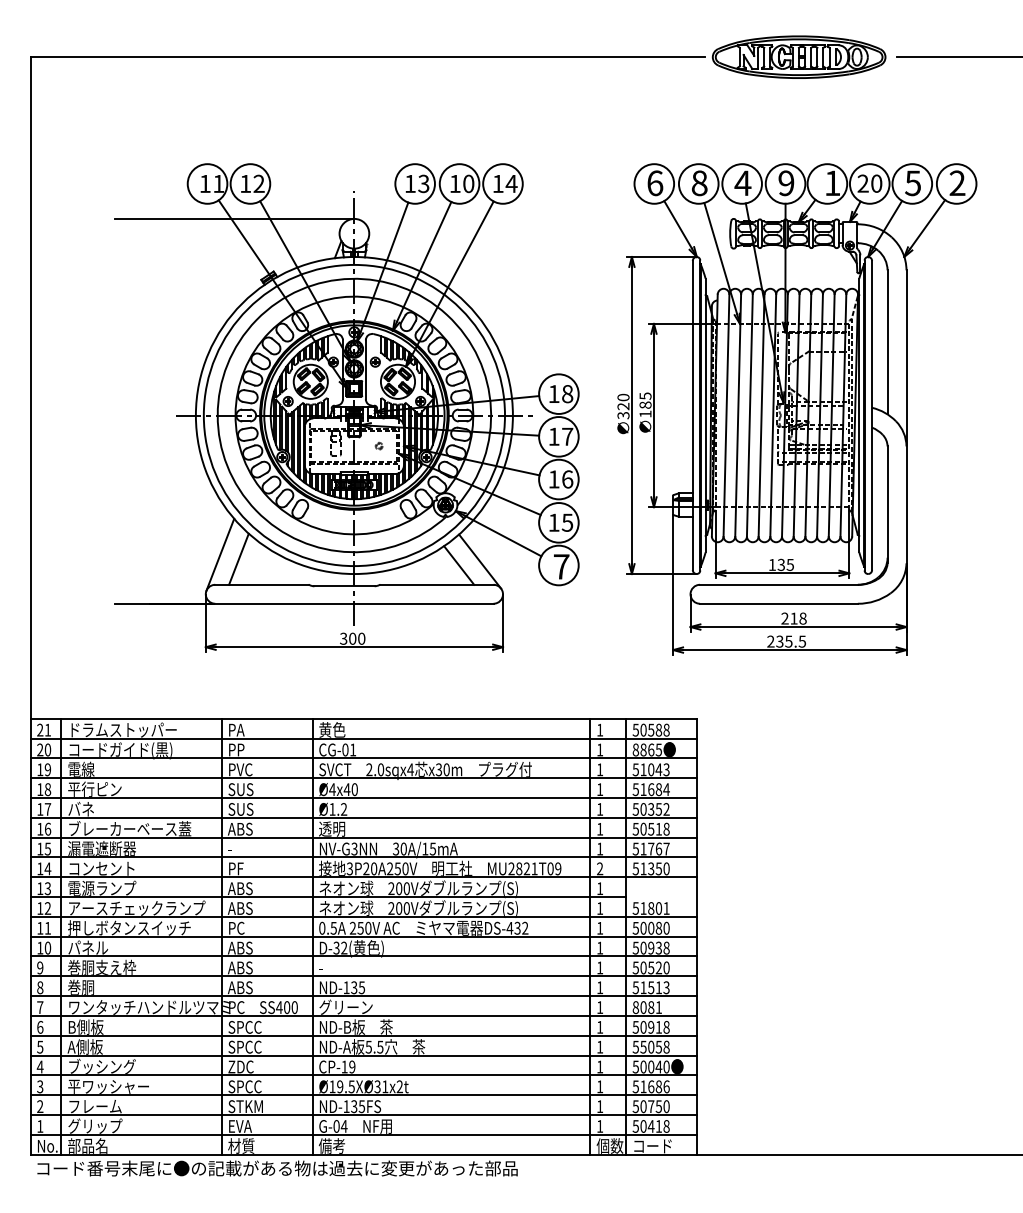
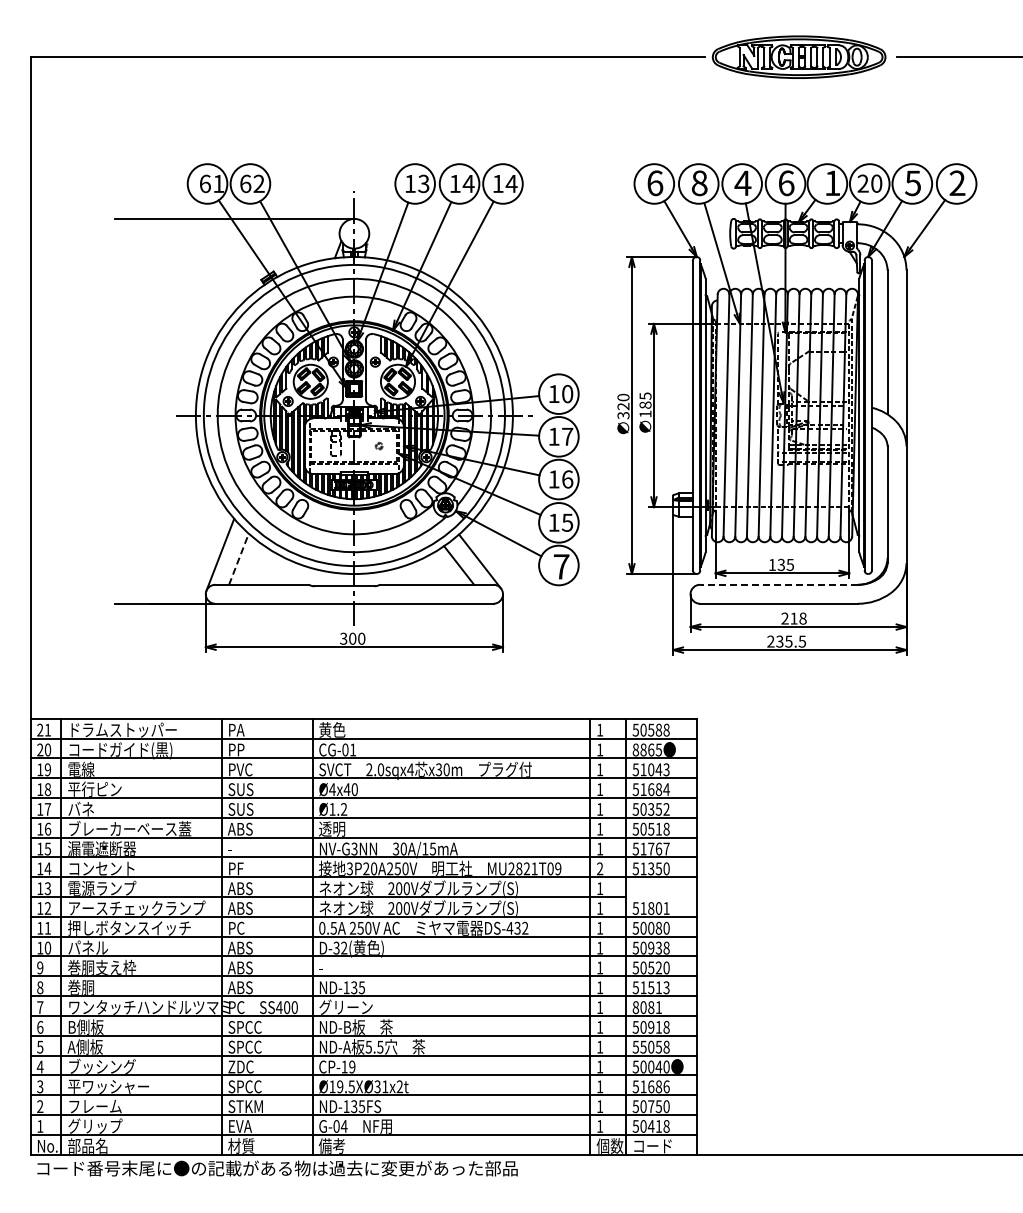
text: 11 -> 61 (205, 183)
text: 12 -> 62 (245, 183)
text: 10 -> 14 (468, 183)
text: 9 -> 6 (786, 183)
text: 18 -> 10 (567, 393)
line: solid -> dashed (239, 558)
line: solid -> dashed (778, 584)
